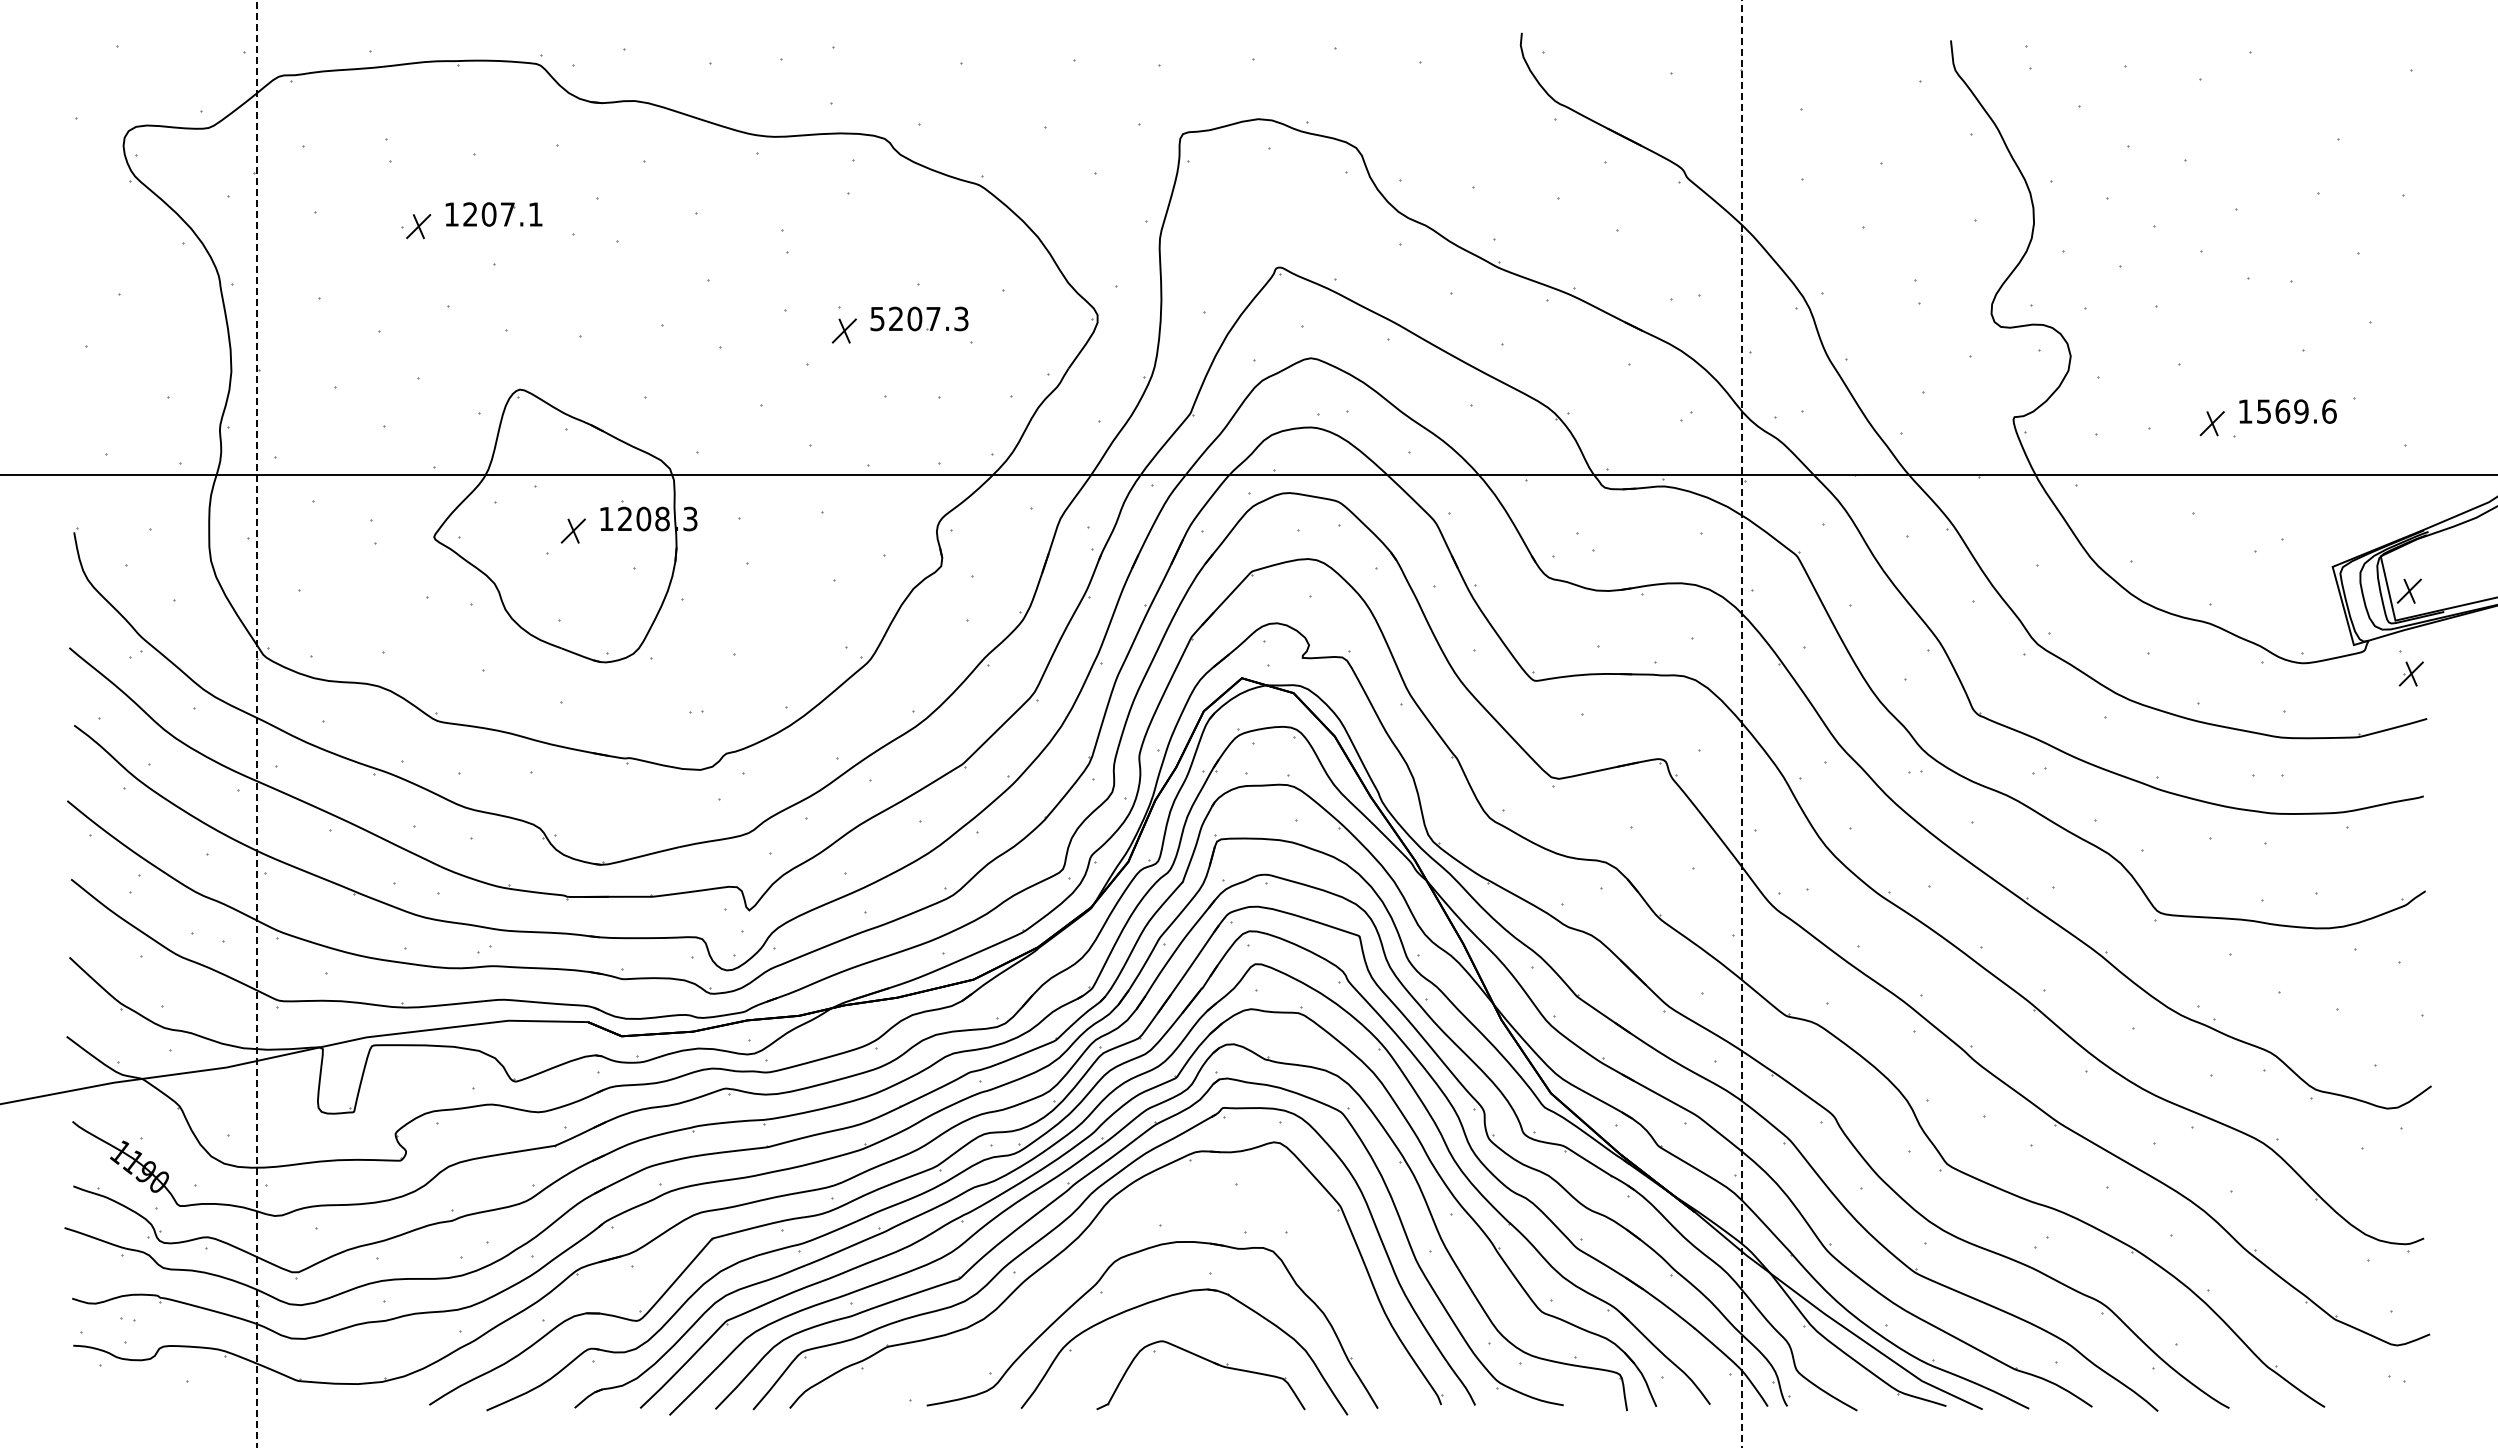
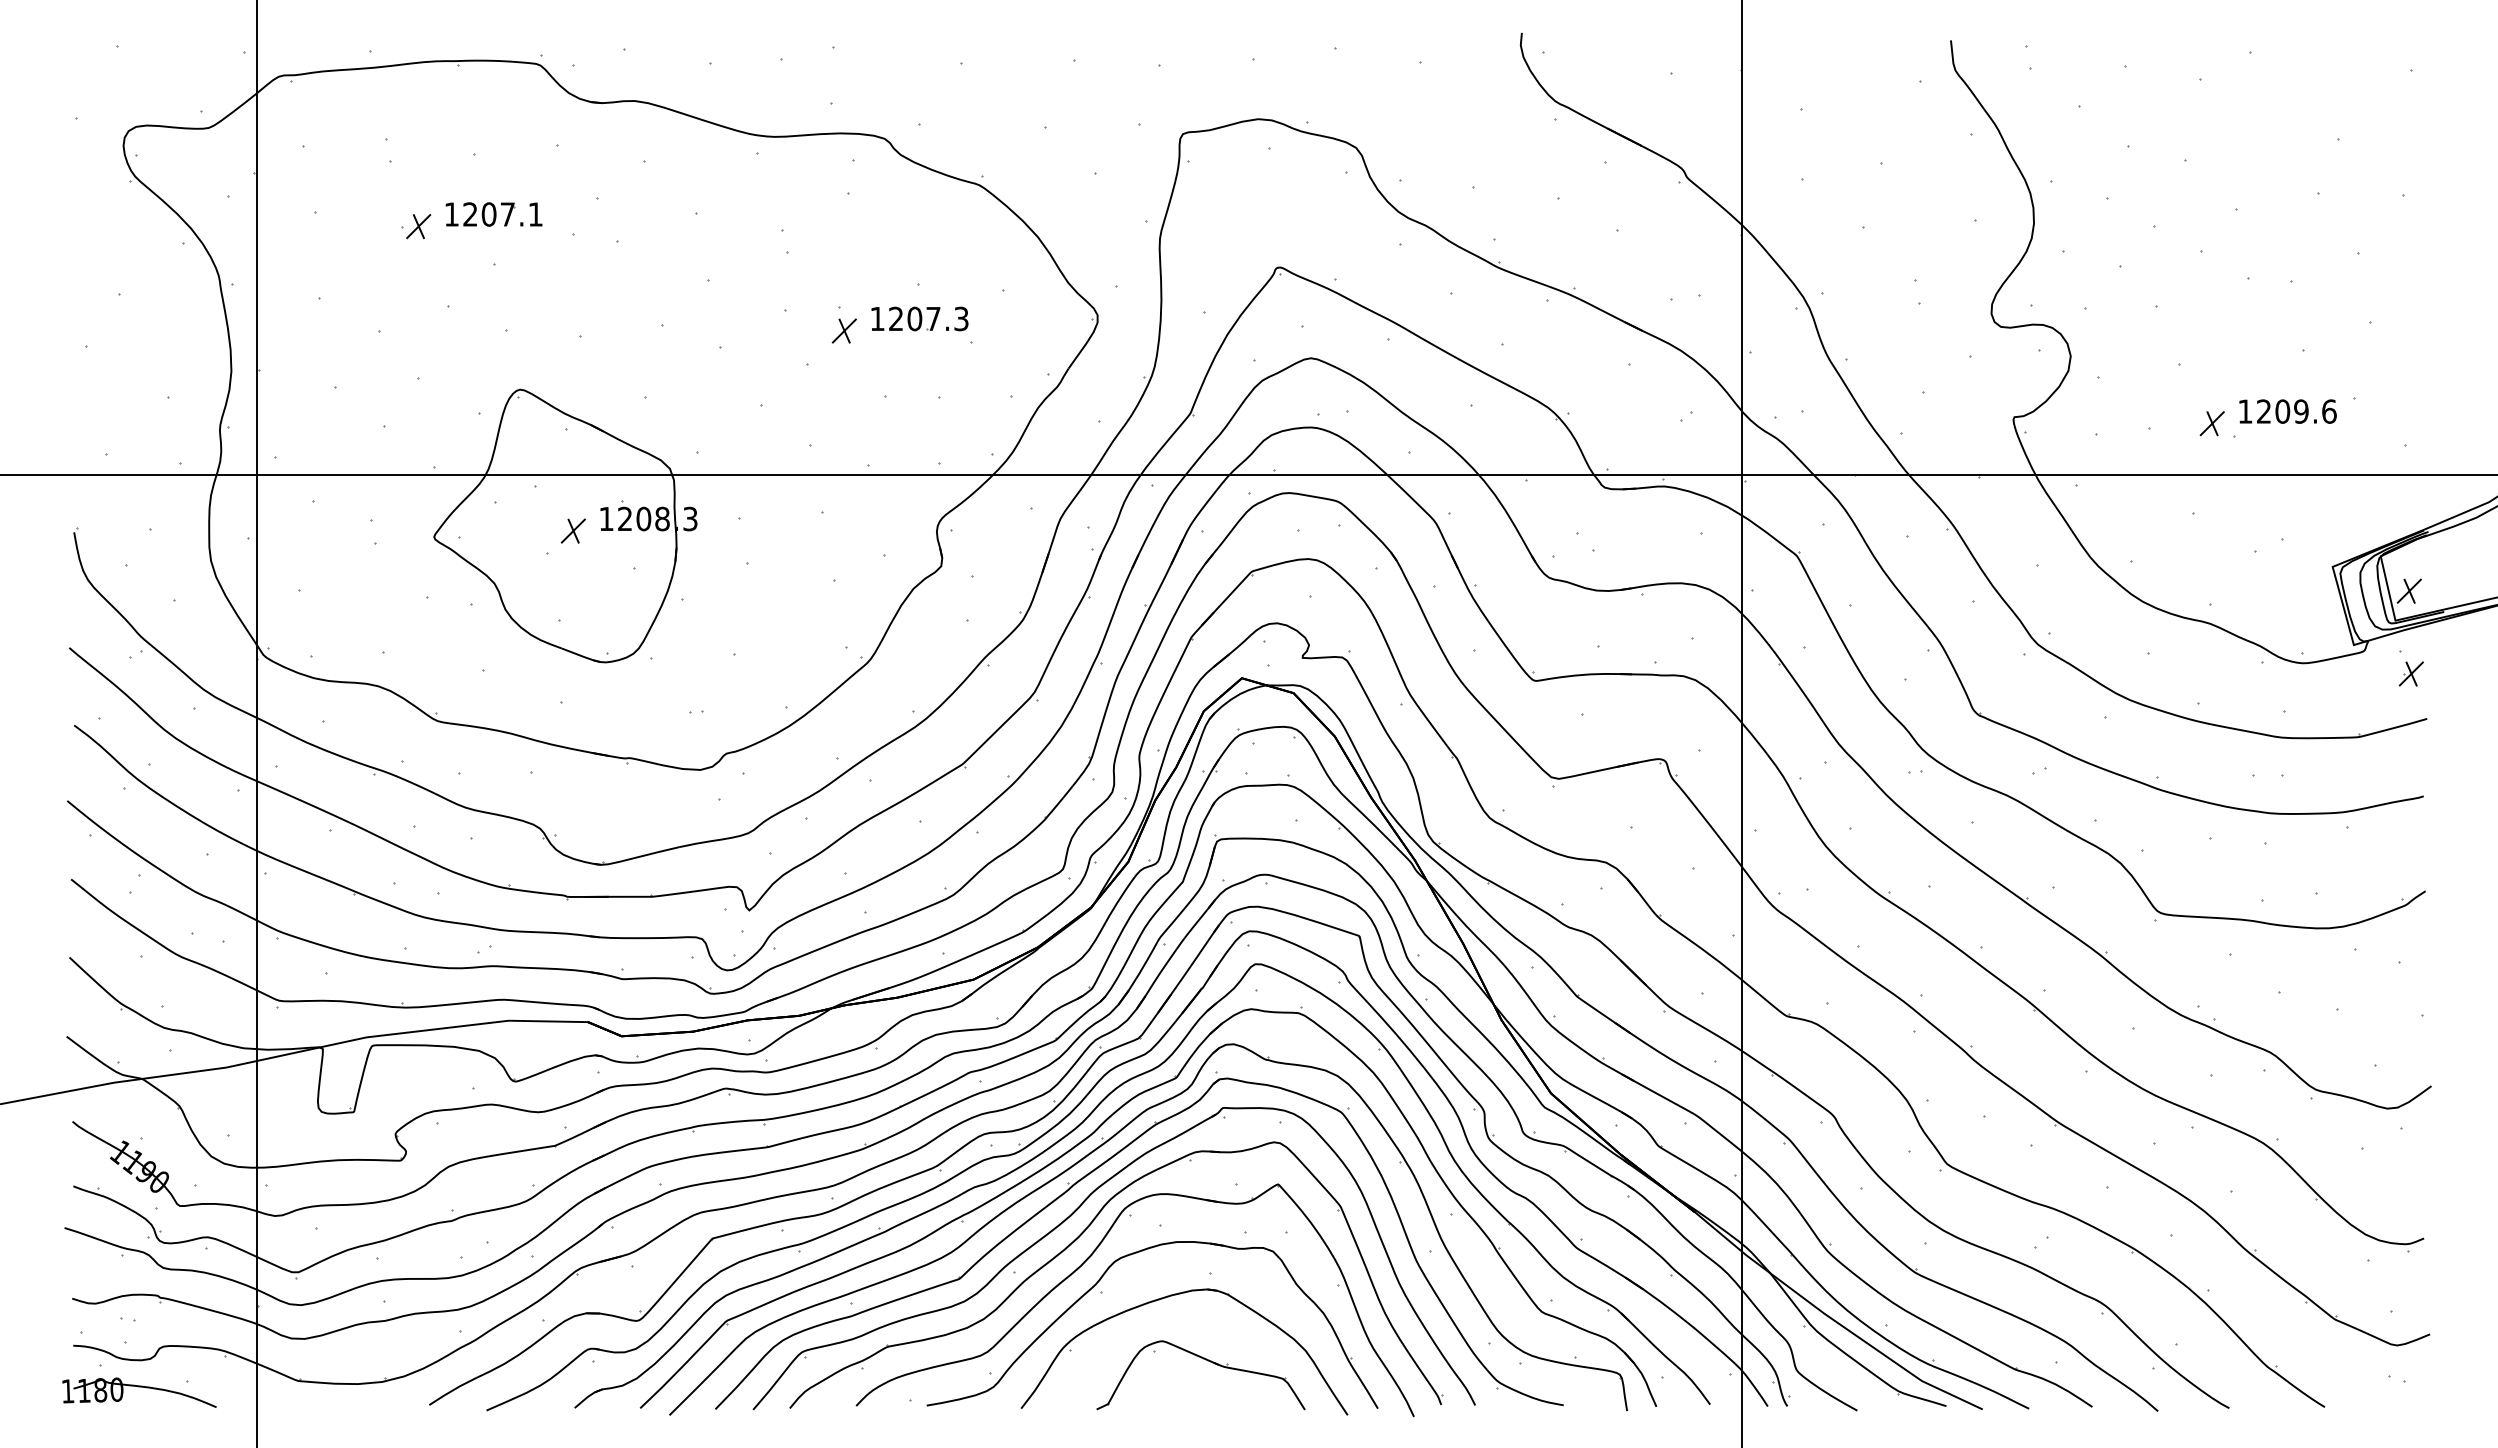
text: 5207.3 -> 1207.3 (877, 319)
text: 1569.6 -> 1209.6 (2273, 411)
line: dashed -> solid (1741, 723)
line: dashed -> solid (256, 725)
part: none -> present (1091, 1256)
part: none -> present (139, 1392)
